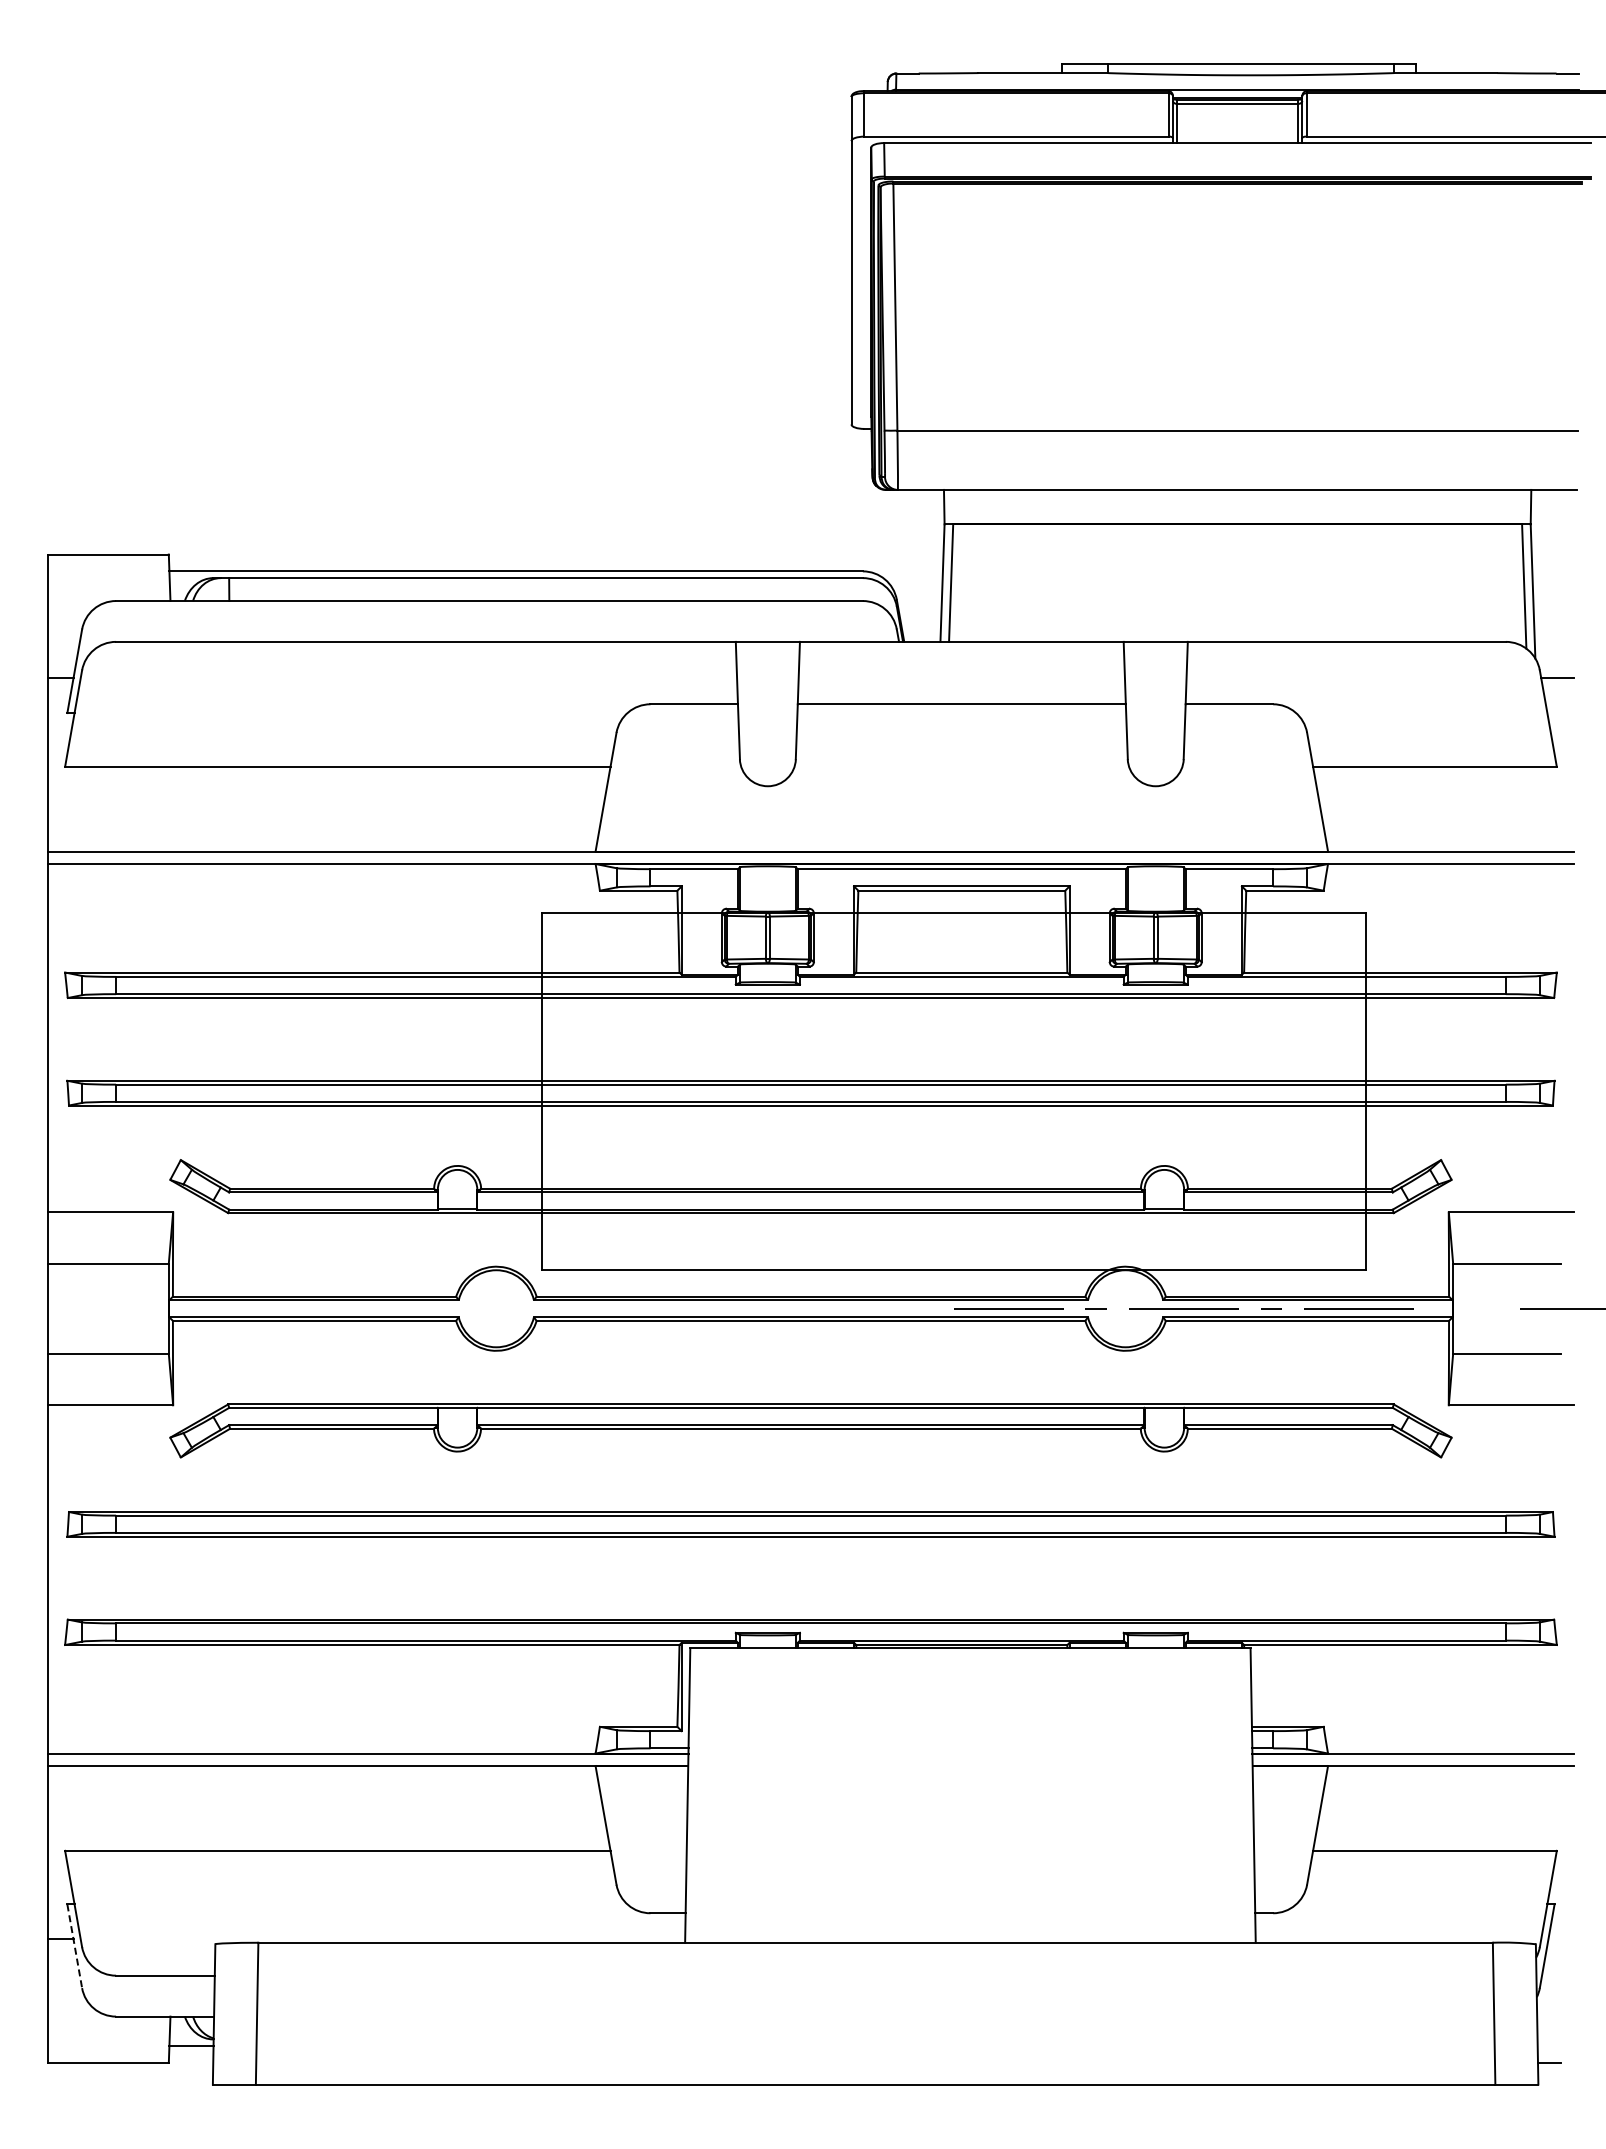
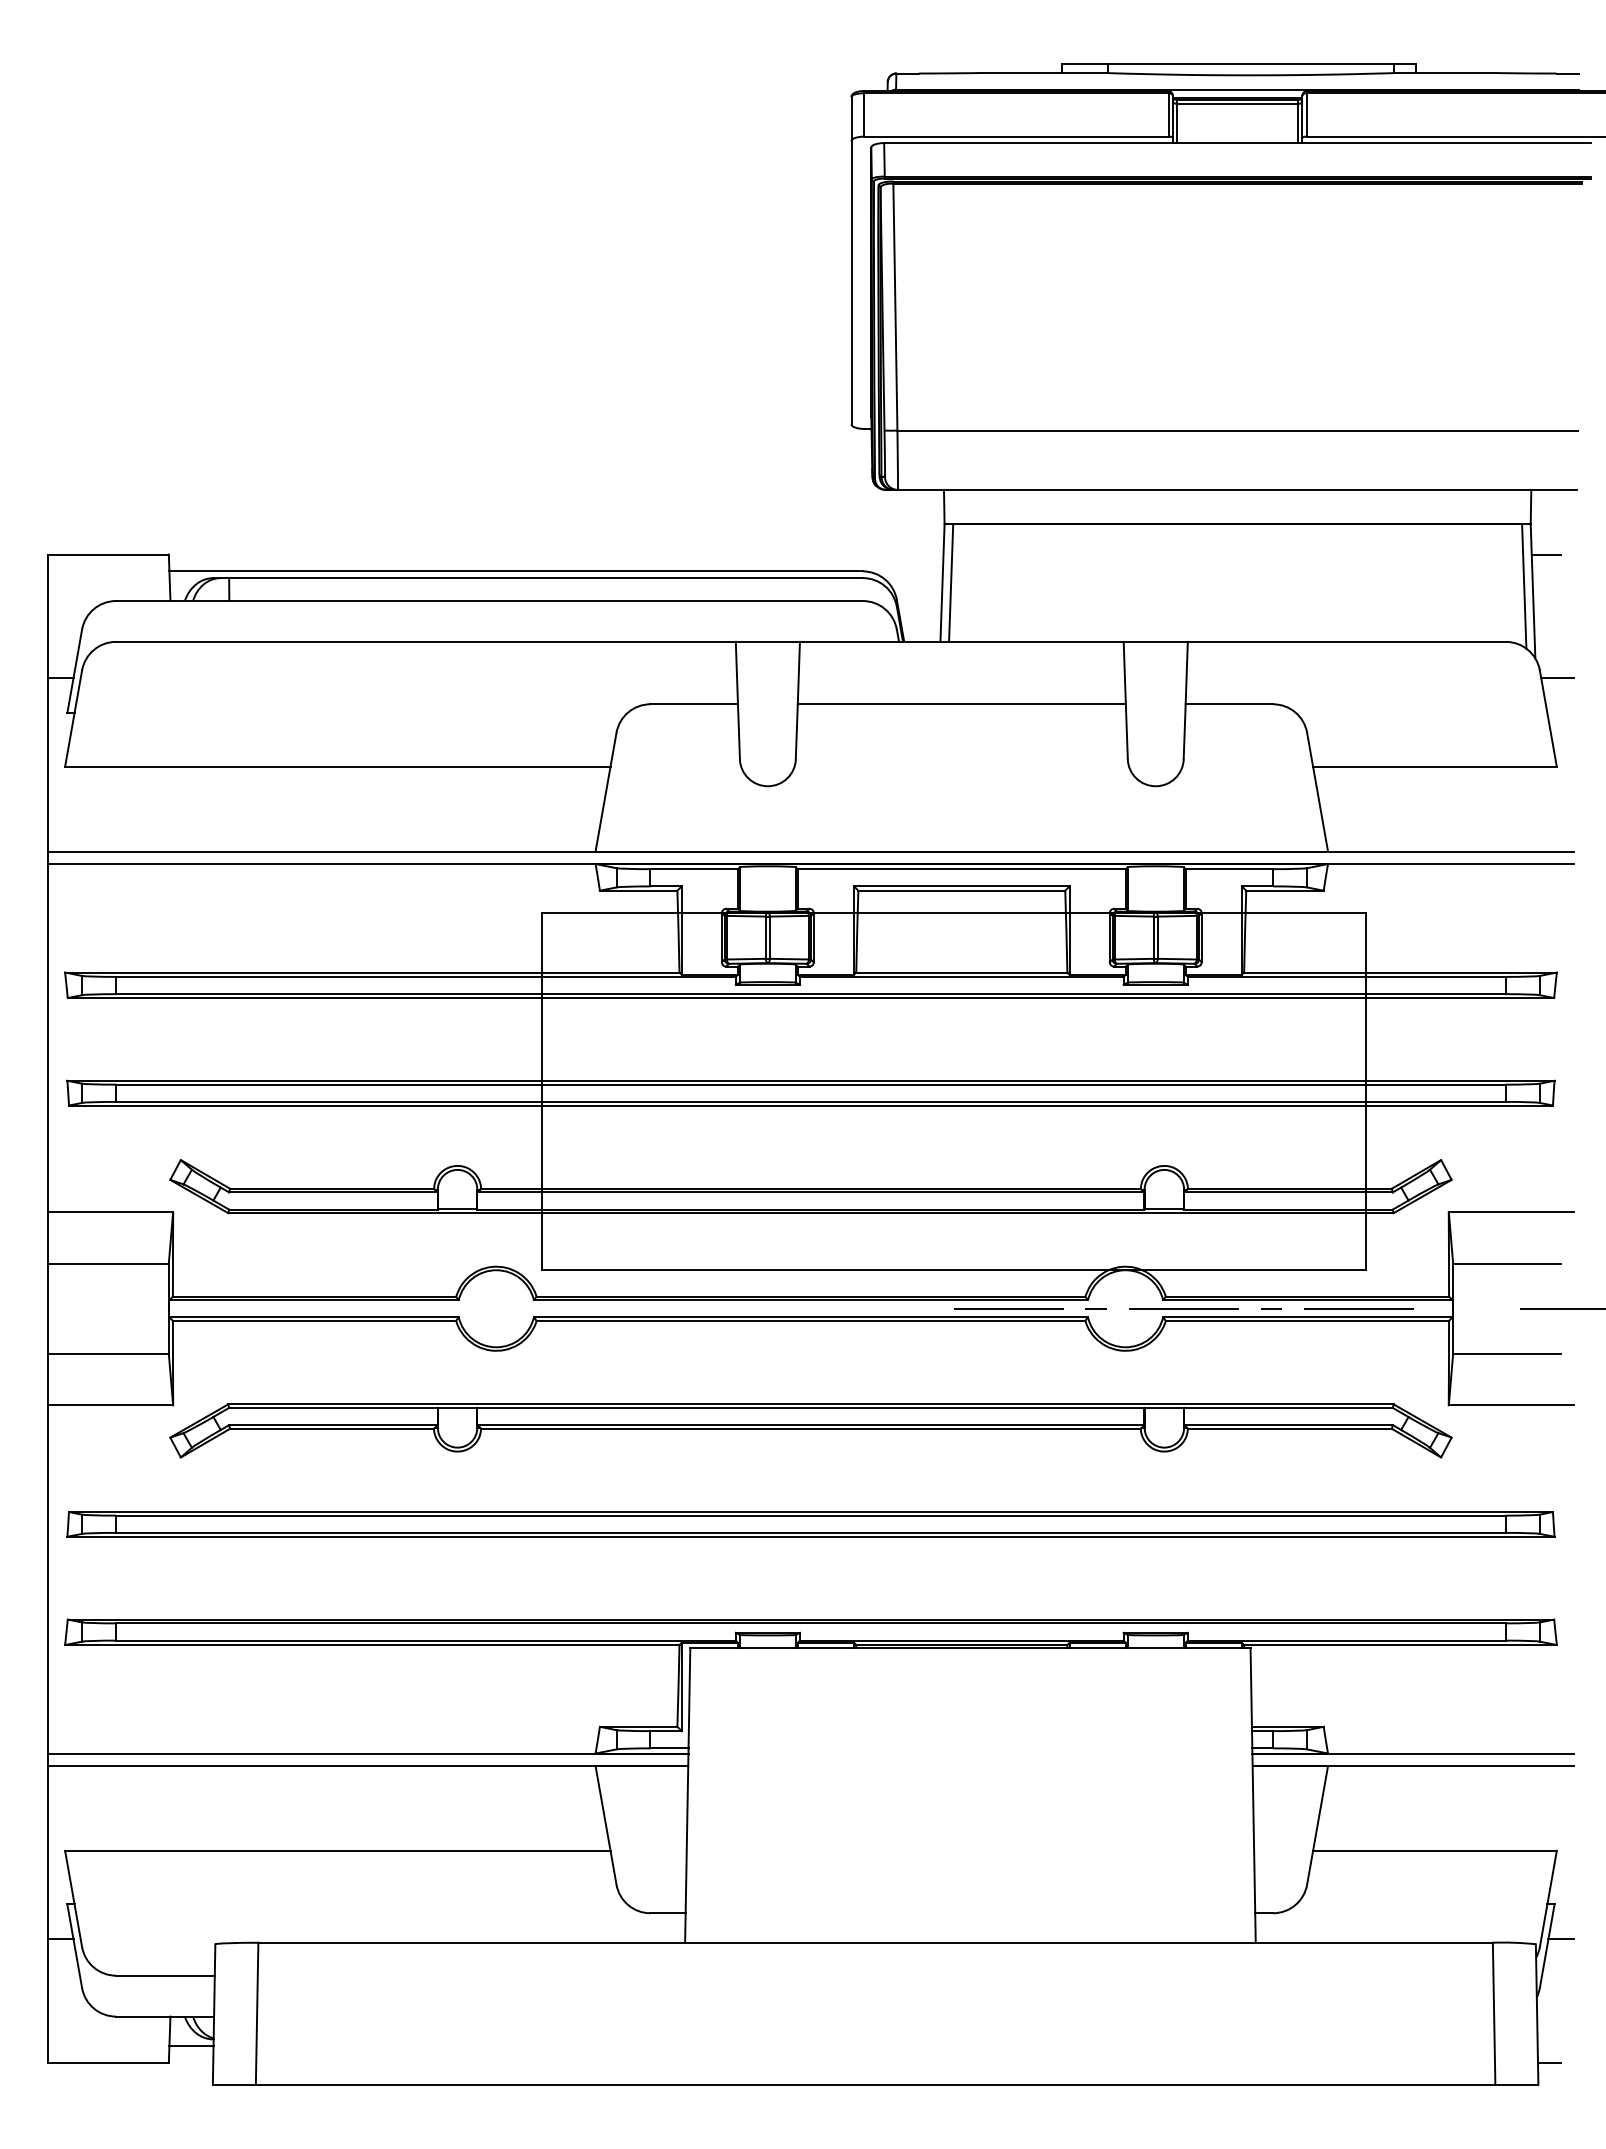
line: none -> present (1545, 554)
line: none -> present (1560, 1939)
line: dashed -> solid (74, 1946)
